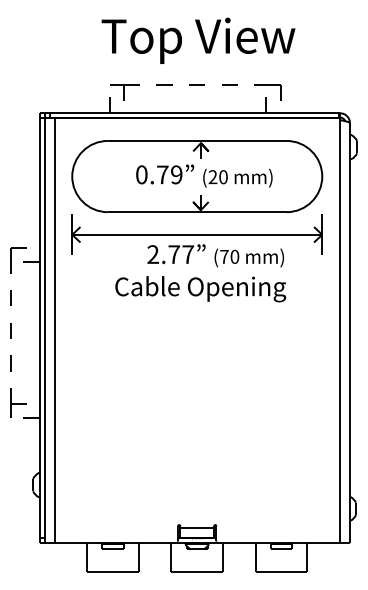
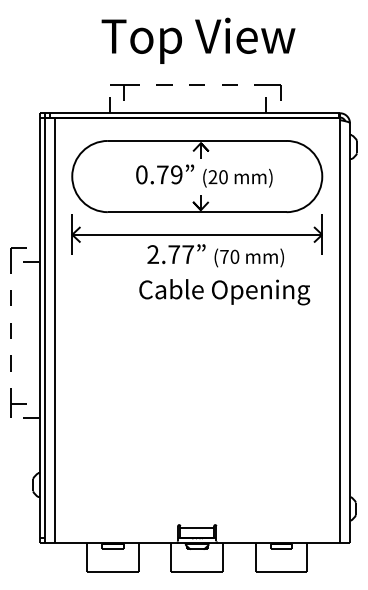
text position: (200, 289) -> (224, 292) (224, 292)
